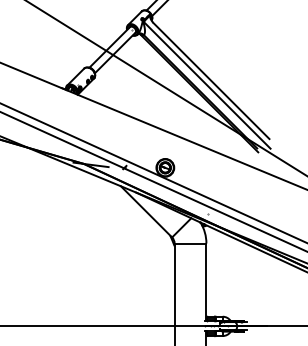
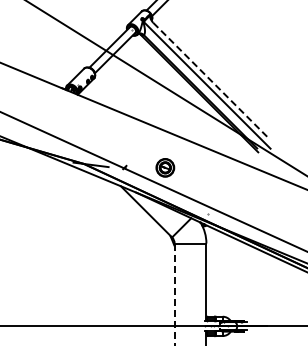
line: solid -> dashed (211, 81)
line: present -> none (153, 172)
line: solid -> dashed (174, 294)
